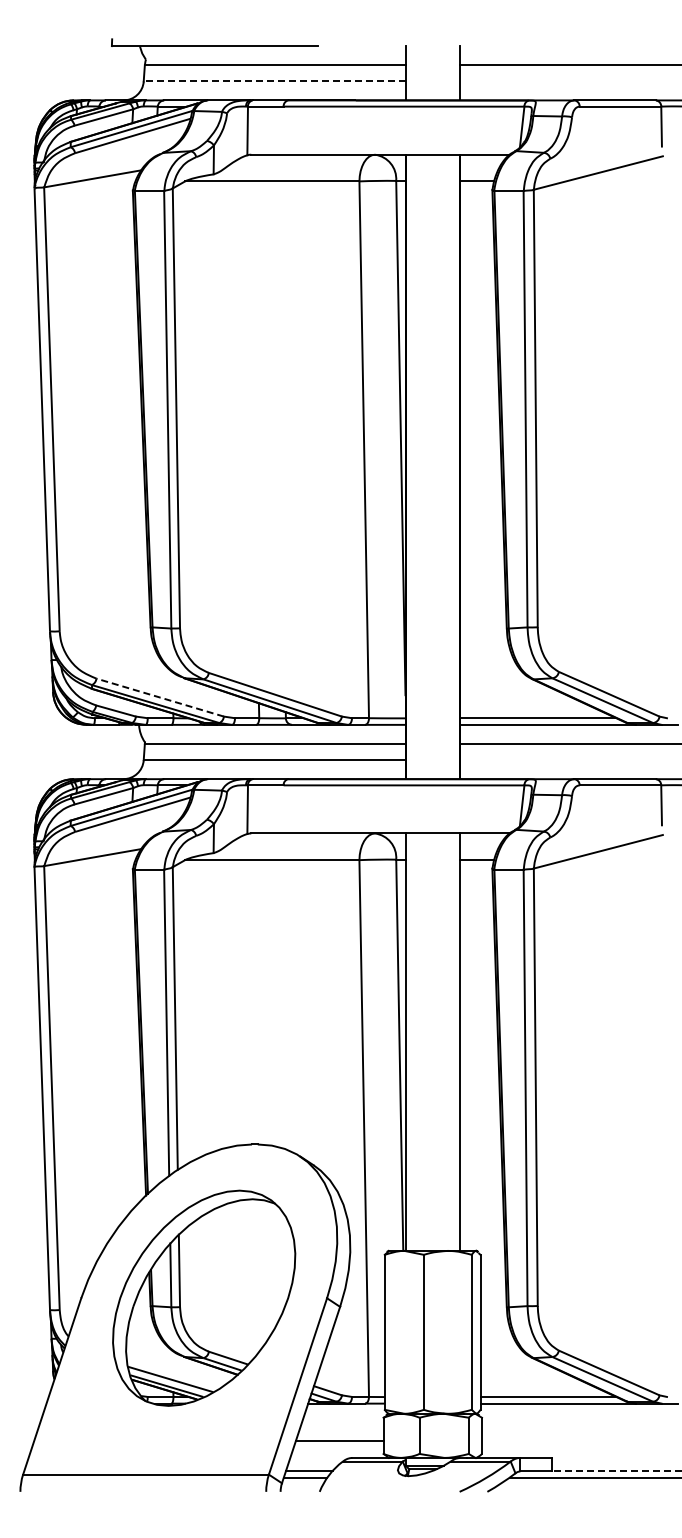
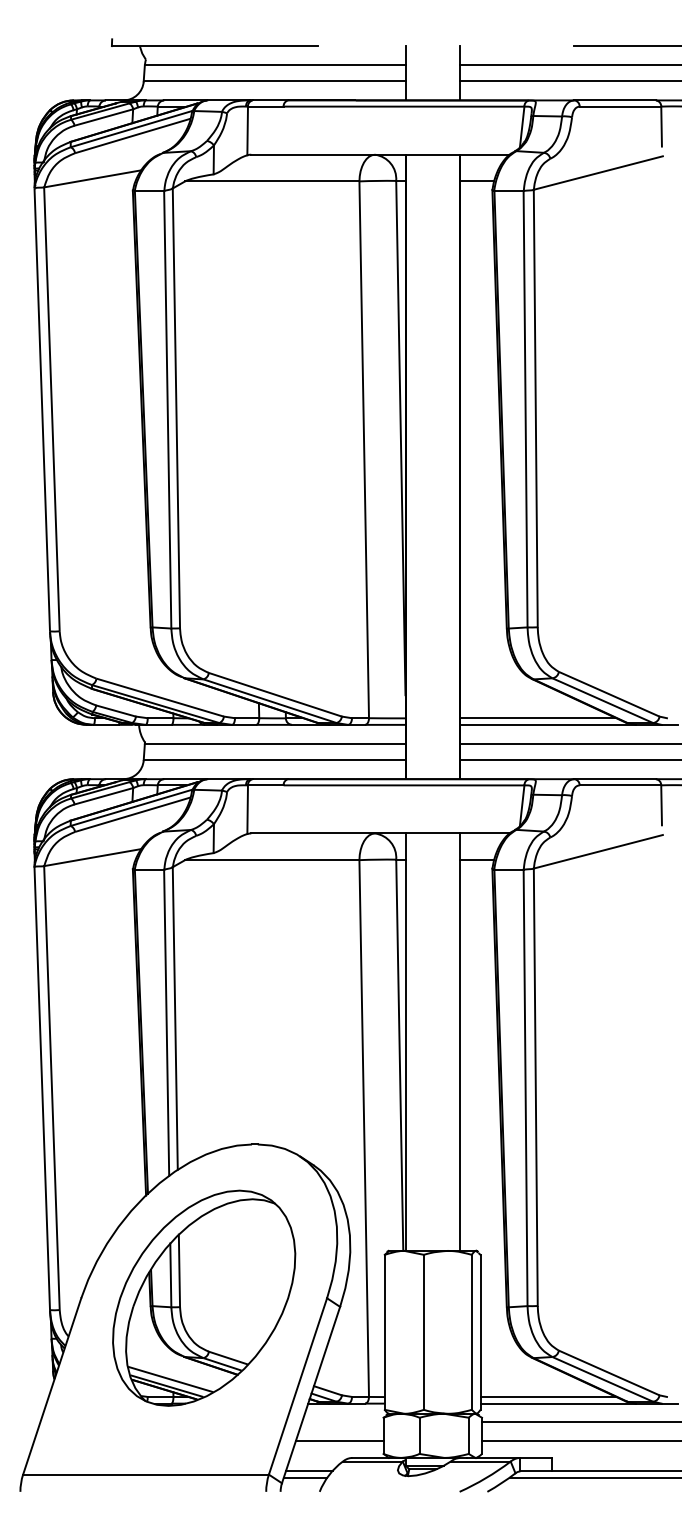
line: none -> present (626, 46)
line: dashed -> solid (274, 81)
line: none -> present (568, 81)
line: dashed -> solid (160, 697)
line: none -> present (568, 760)
line: none -> present (579, 1422)
line: none -> present (579, 1440)
line: dashed -> solid (616, 1471)
